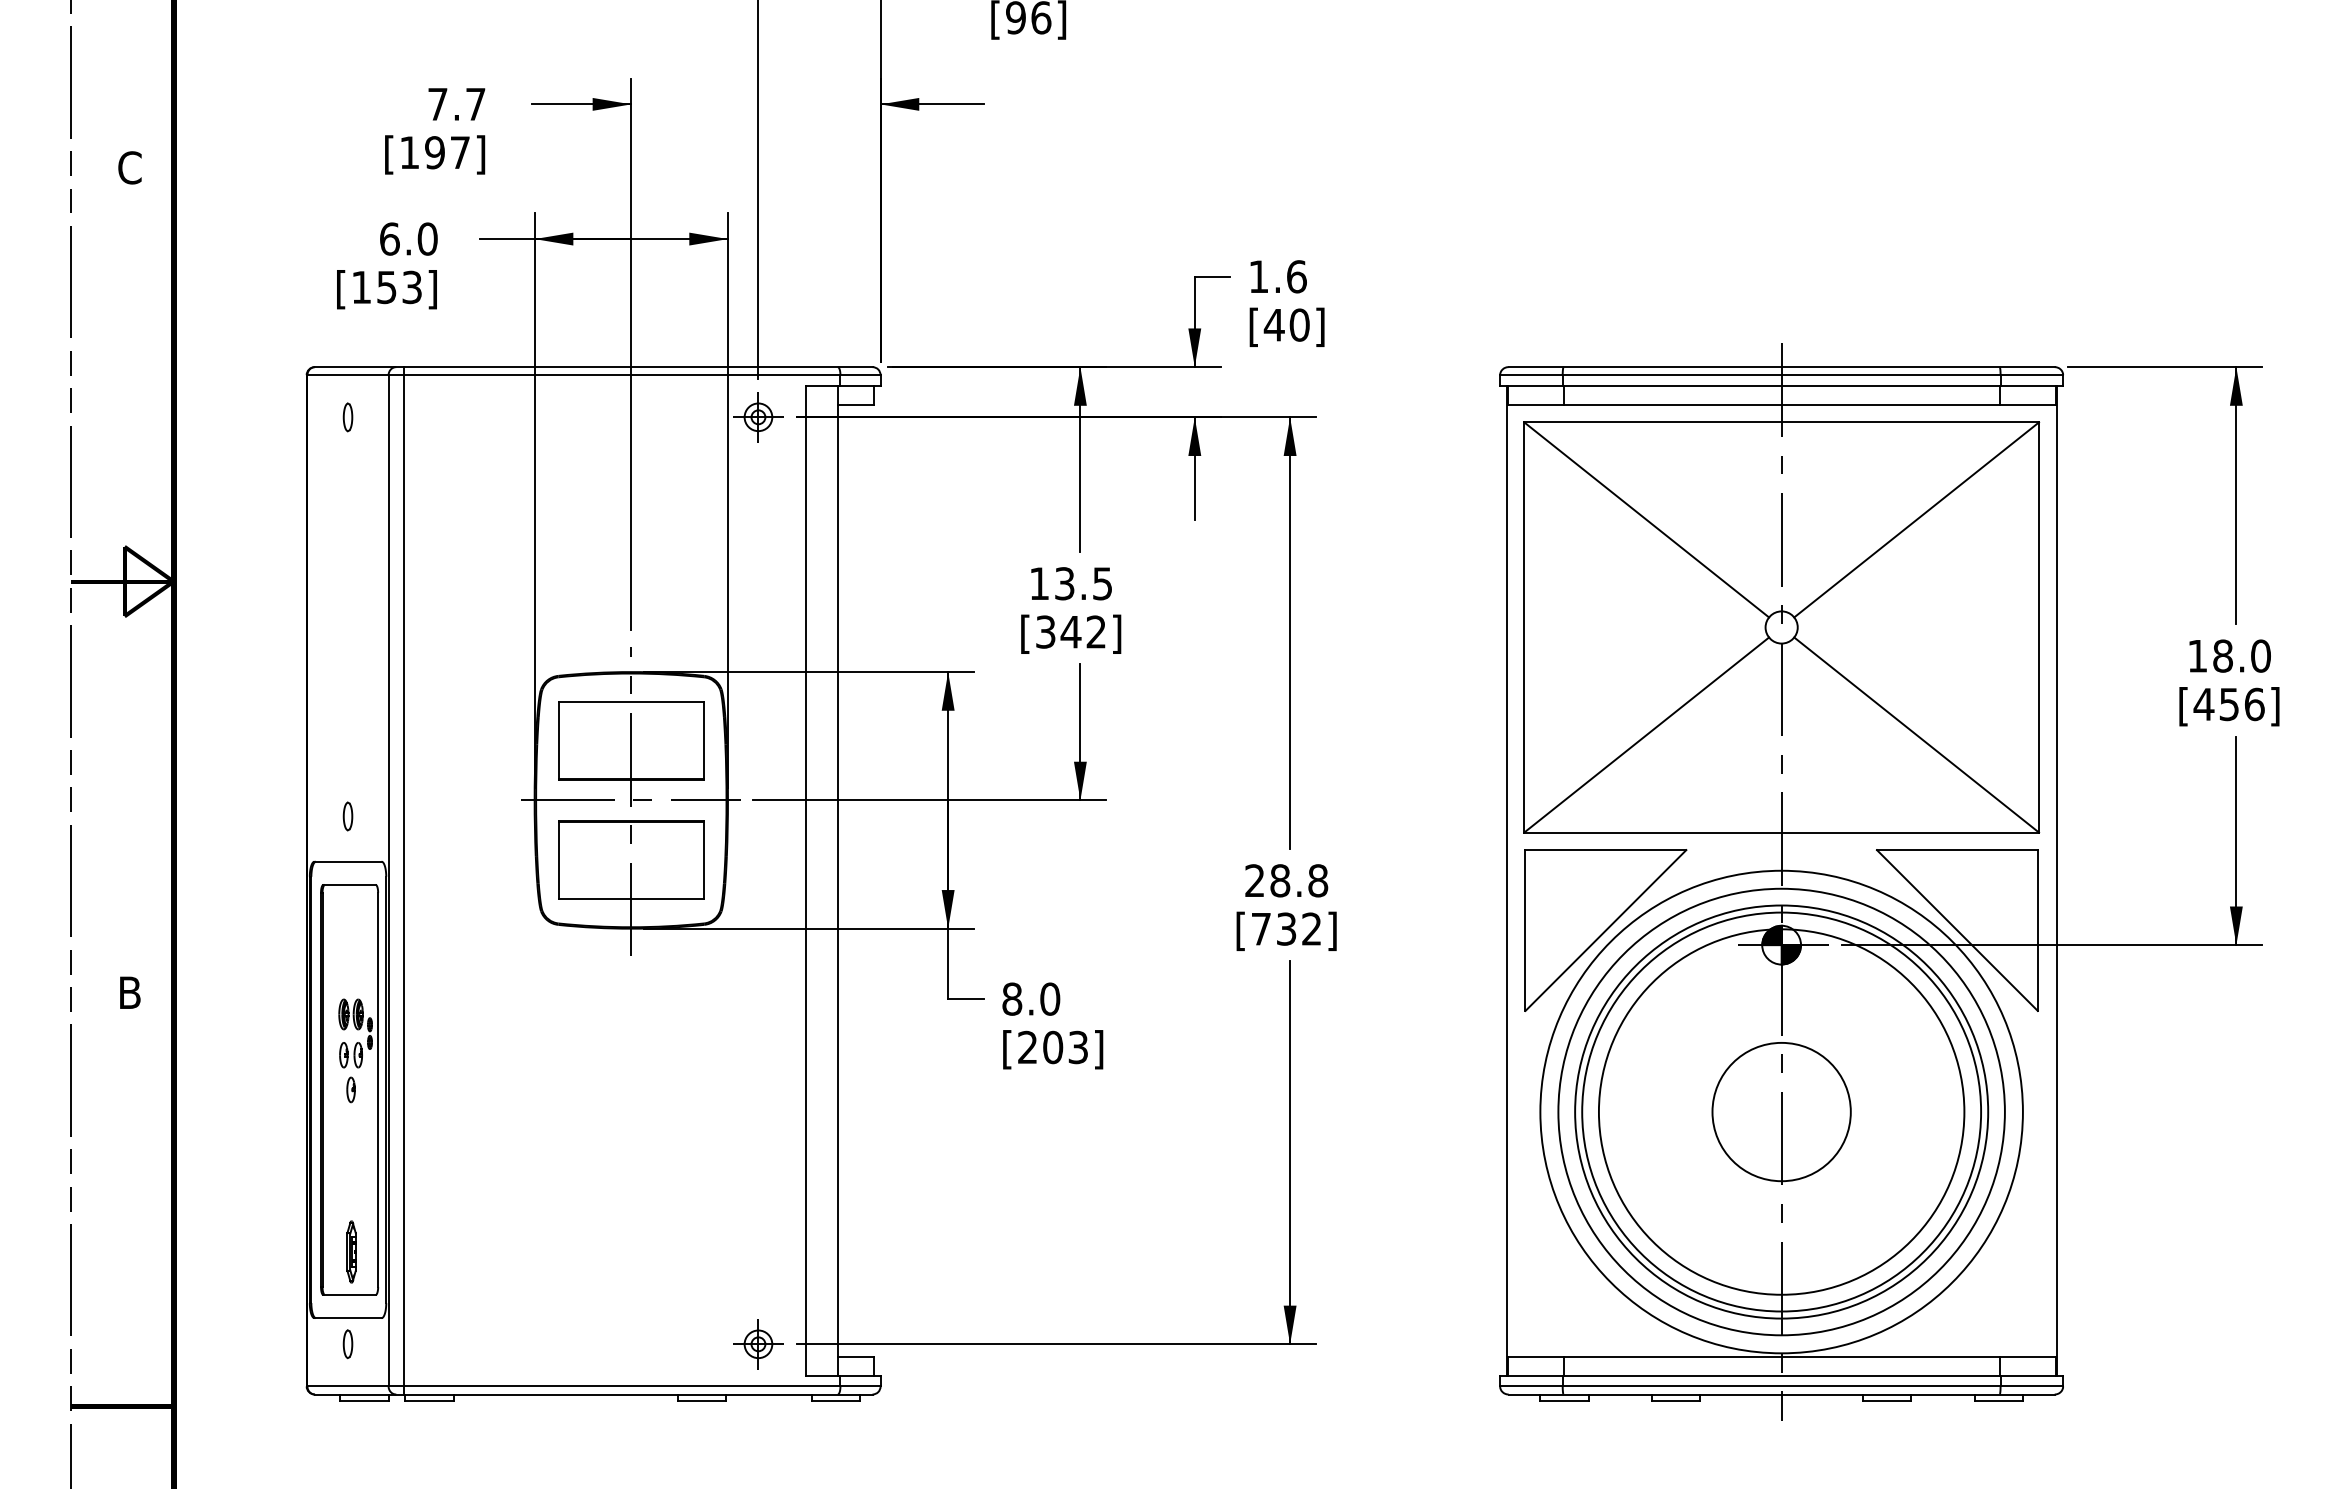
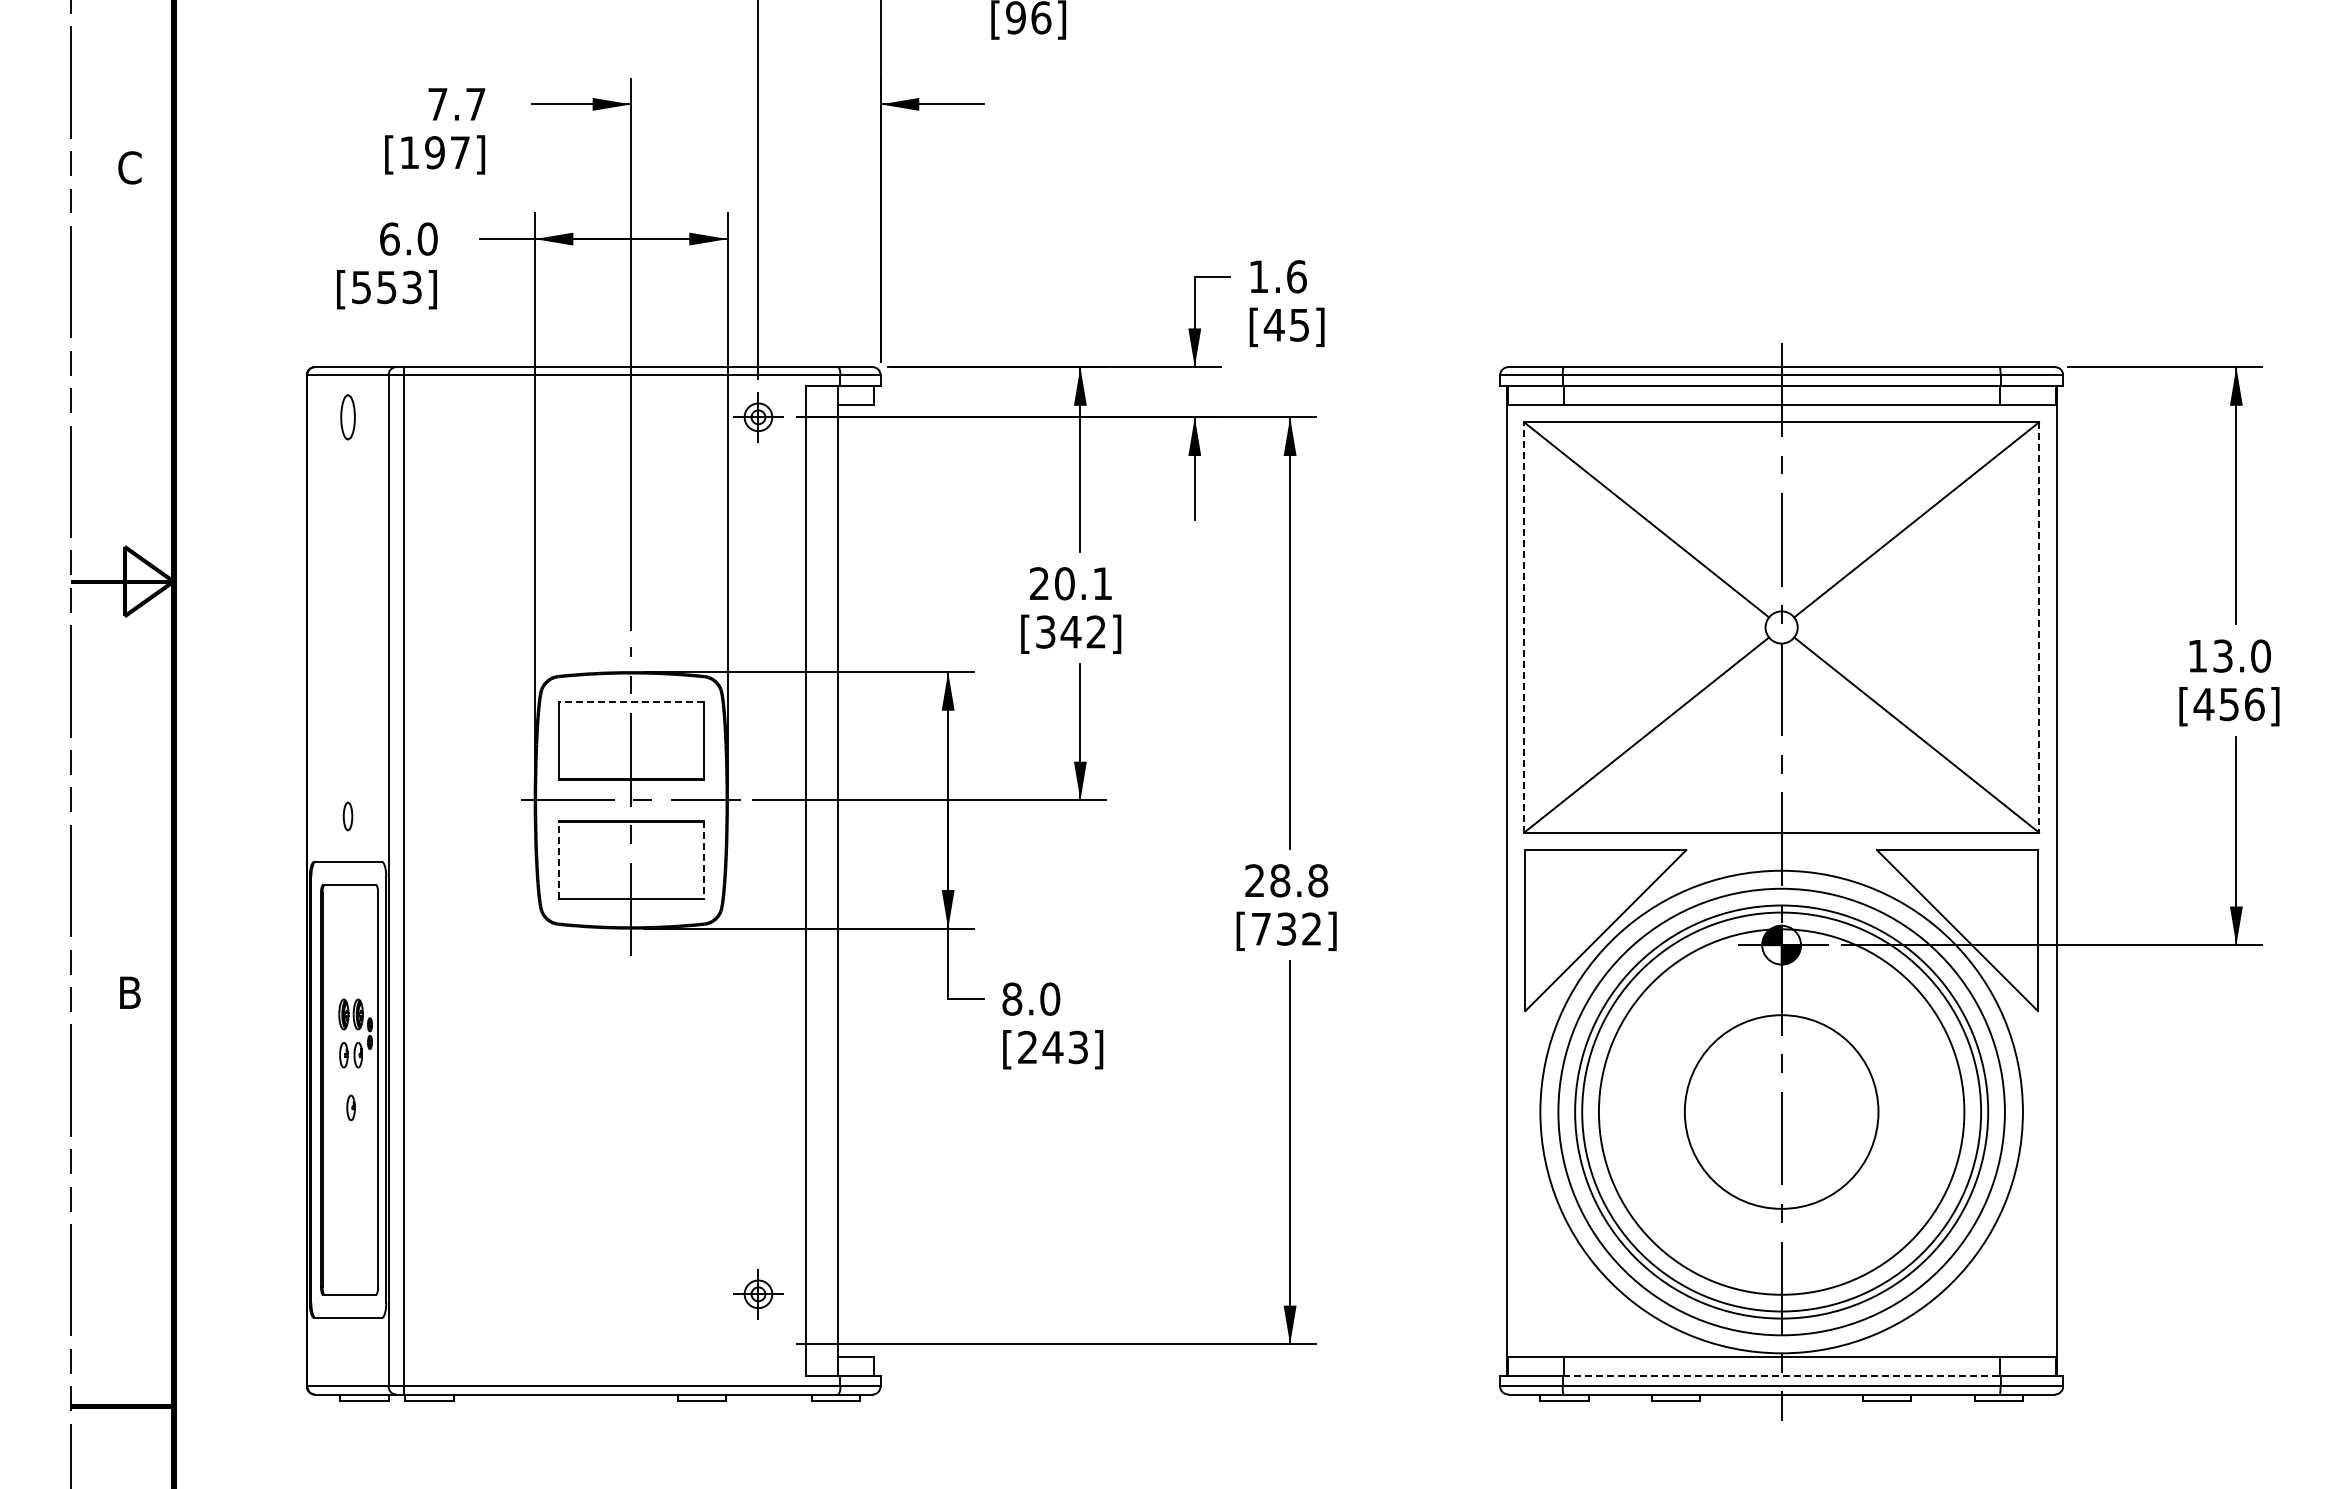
text: [153] -> [553] (361, 287)
text: [40] -> [45] (1299, 324)
part size: 12x31 px -> 16x47 px (347, 417)
text: 13.5 -> 20.1 (1070, 583)
line: solid -> dashed (1524, 626)
line: solid -> dashed (2039, 627)
text: 18.0 -> 13.0 (2222, 655)
line: solid -> dashed (631, 701)
line: solid -> dashed (558, 859)
line: solid -> dashed (704, 860)
text: [203] -> [243] (1052, 1047)
part position: (350, 1089) -> (350, 1107) (350, 1107)
circle diameter: 138 px -> 194 px (1781, 1111)
part: present -> none (351, 1251)
part: present -> none (347, 1344)
part position: (758, 1344) -> (758, 1294) (758, 1294)
line: solid -> dashed (1781, 1375)
